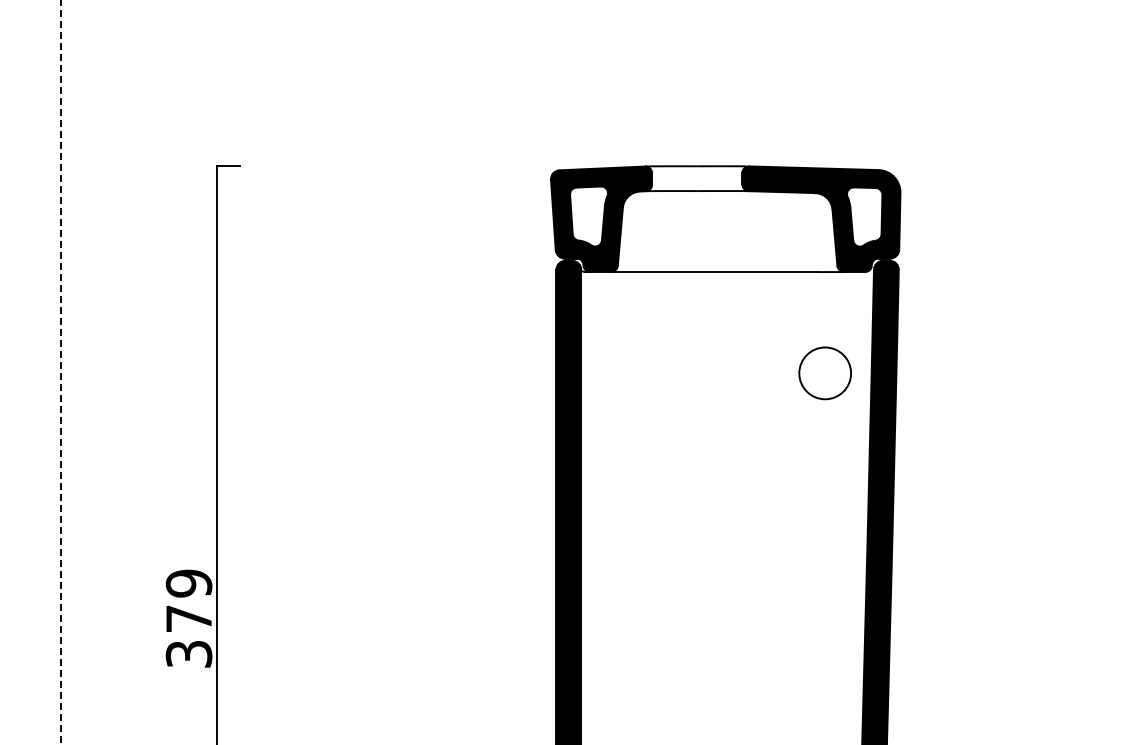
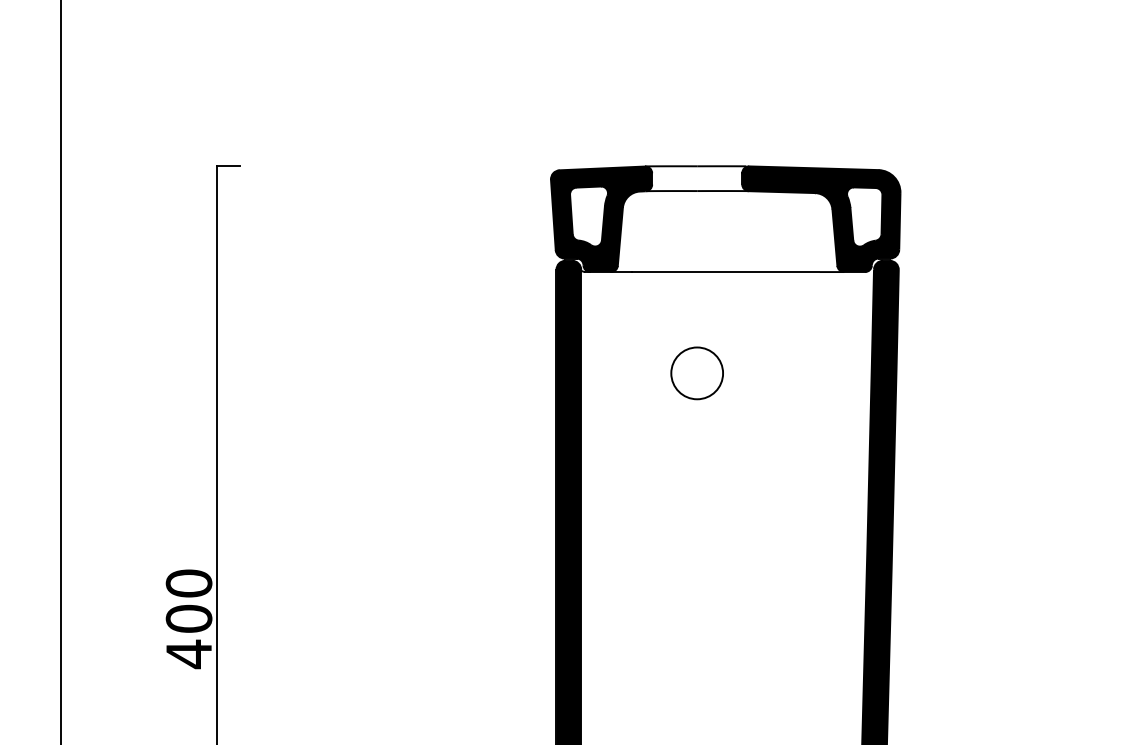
line: dashed -> solid (61, 372)
circle position: (824, 373) -> (696, 373) (696, 373)
text: 379 -> 400 (188, 619)
